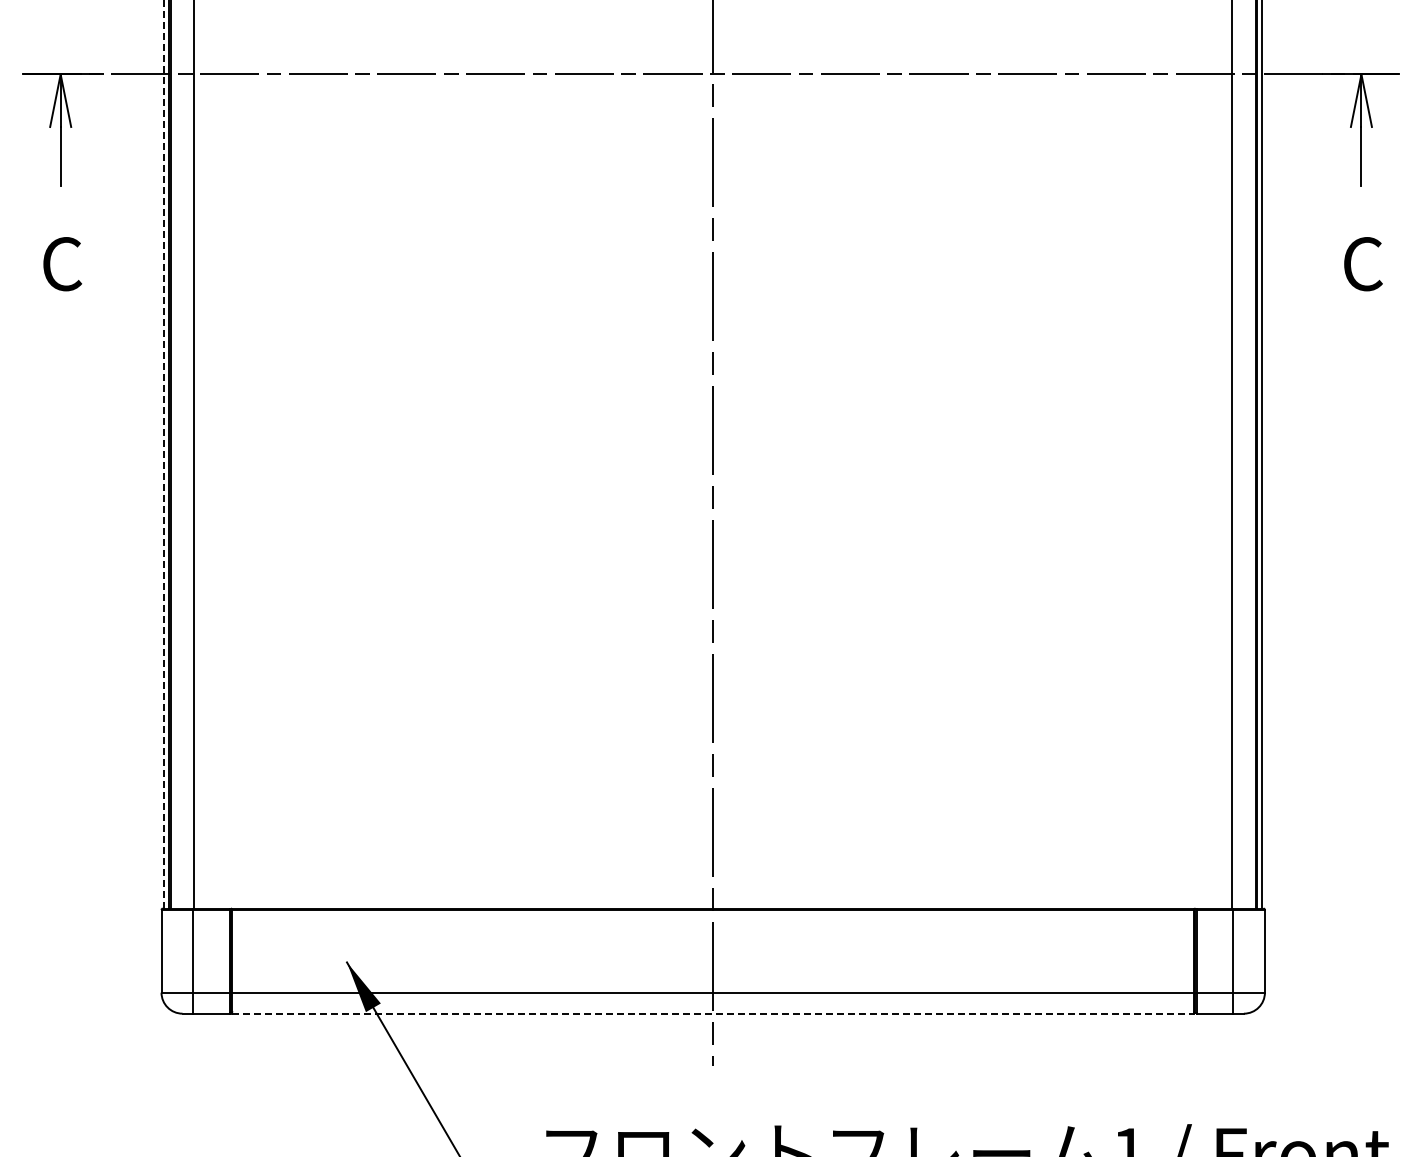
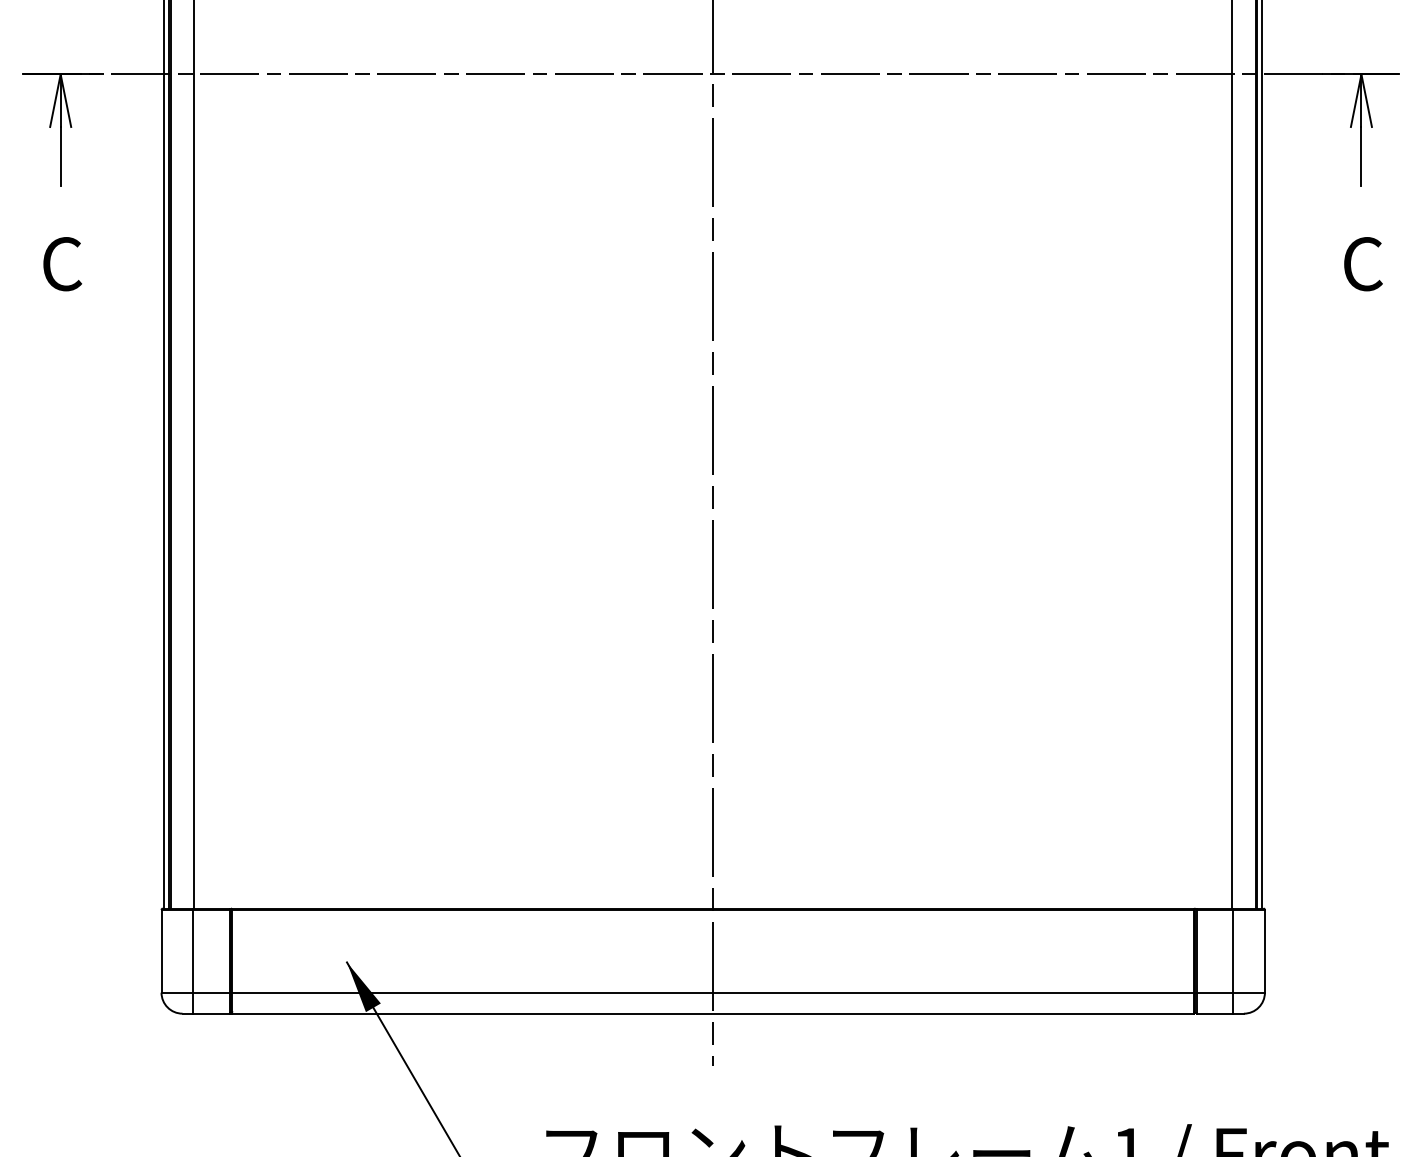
line: dashed -> solid (164, 453)
line: dashed -> solid (713, 1013)
